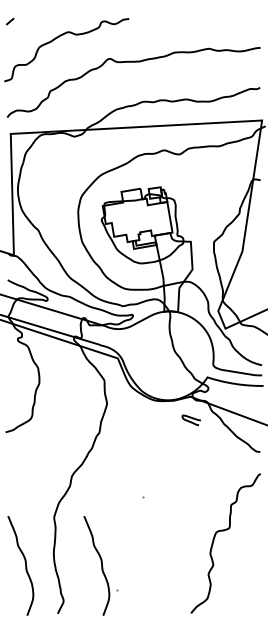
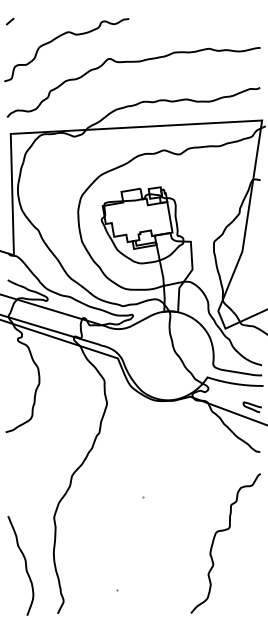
curve position: (189, 420) -> (250, 407) (250, 407)
curve: present -> none (101, 565)
